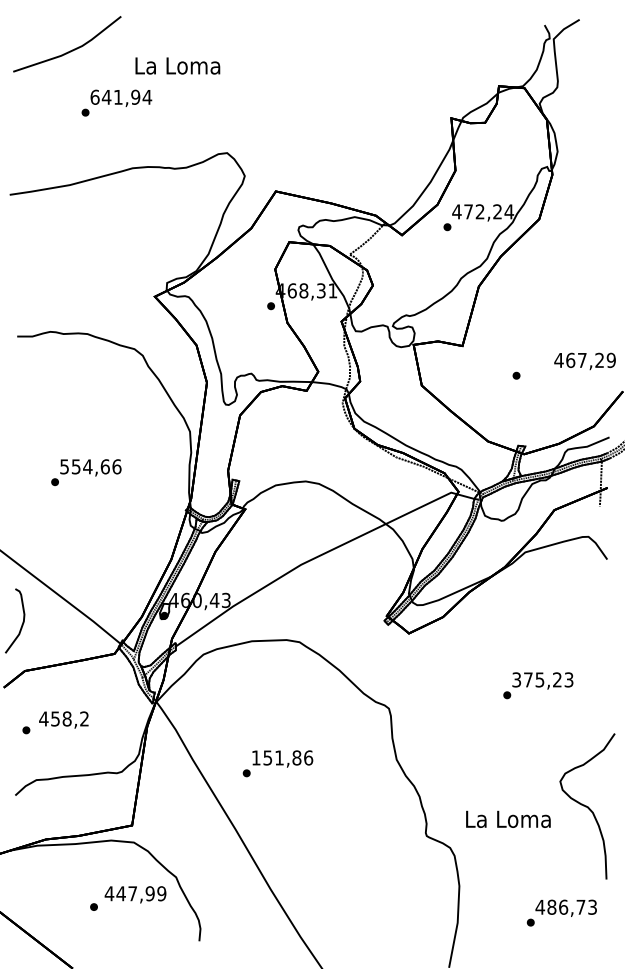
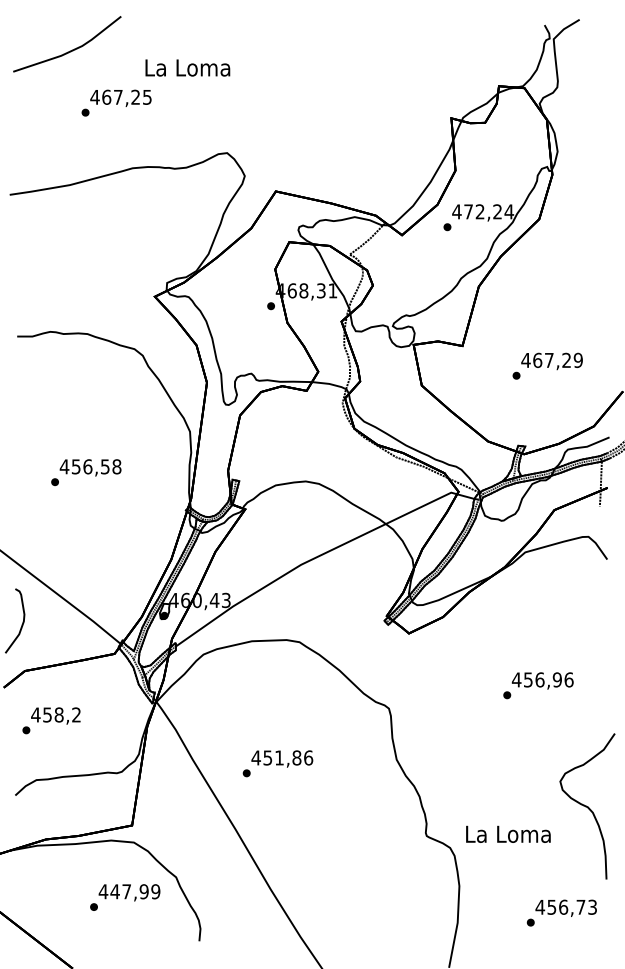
text position: (177, 65) -> (187, 67) (187, 67)
text: 641,94 -> 467,25 (121, 96)
text position: (584, 361) -> (551, 361) (551, 361)
text: 554,66 -> 456,58 (90, 466)
text: 375,23 -> 456,96 (542, 679)
text position: (63, 719) -> (55, 715) (55, 715)
text: 151,86 -> 451,86 (255, 757)
text position: (508, 818) -> (508, 833) (508, 833)
text position: (135, 894) -> (129, 892) (129, 892)
text: 486,73 -> 456,73 (551, 906)
